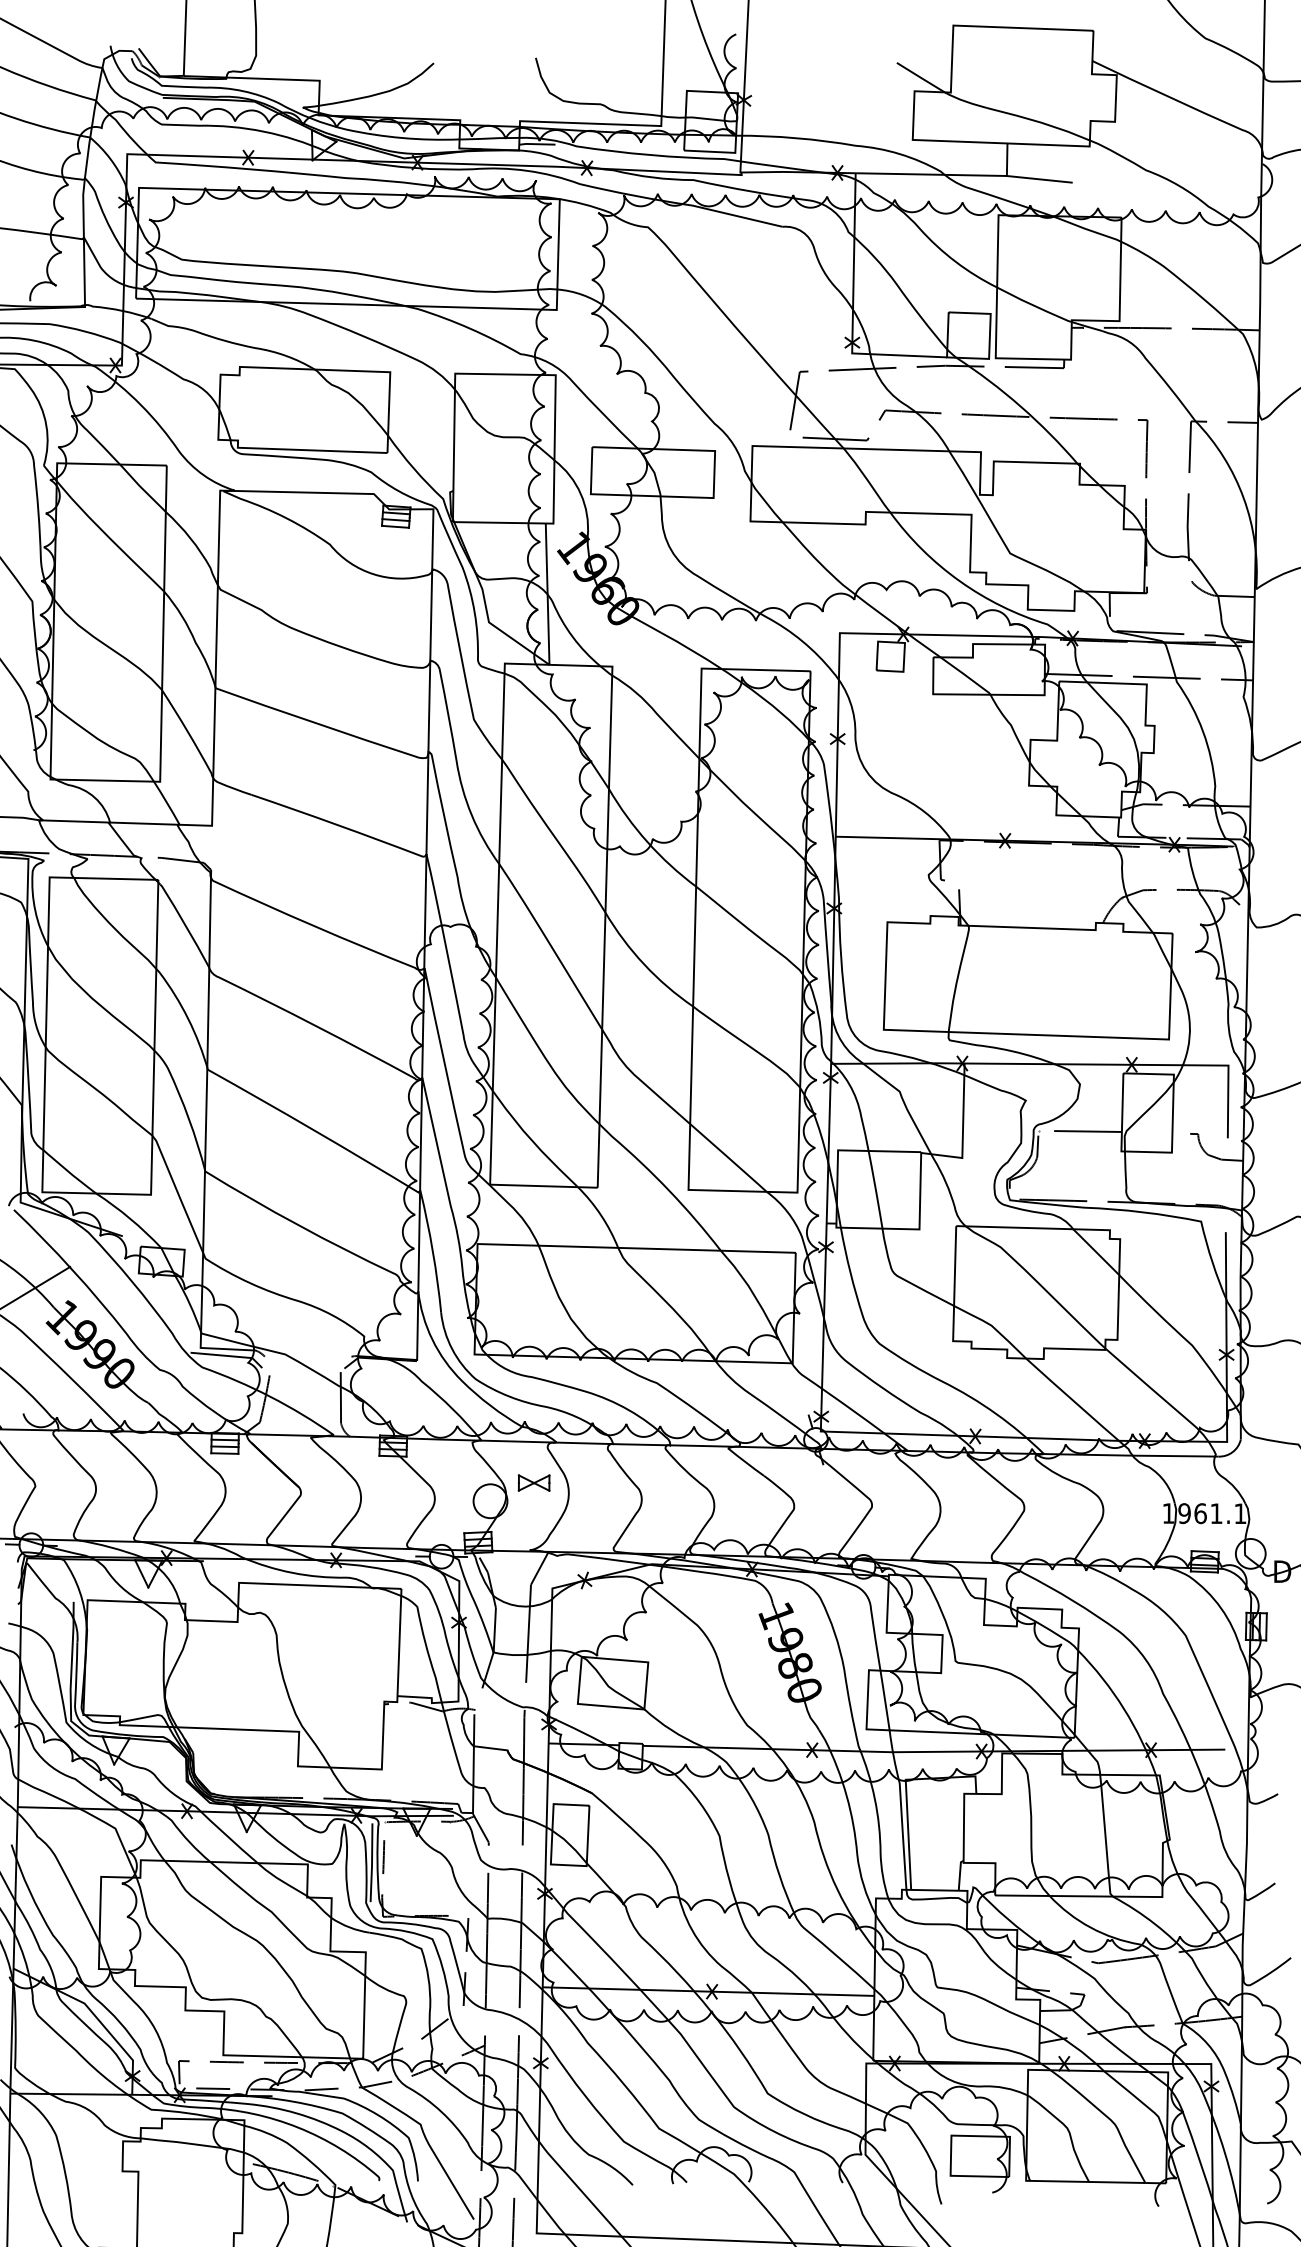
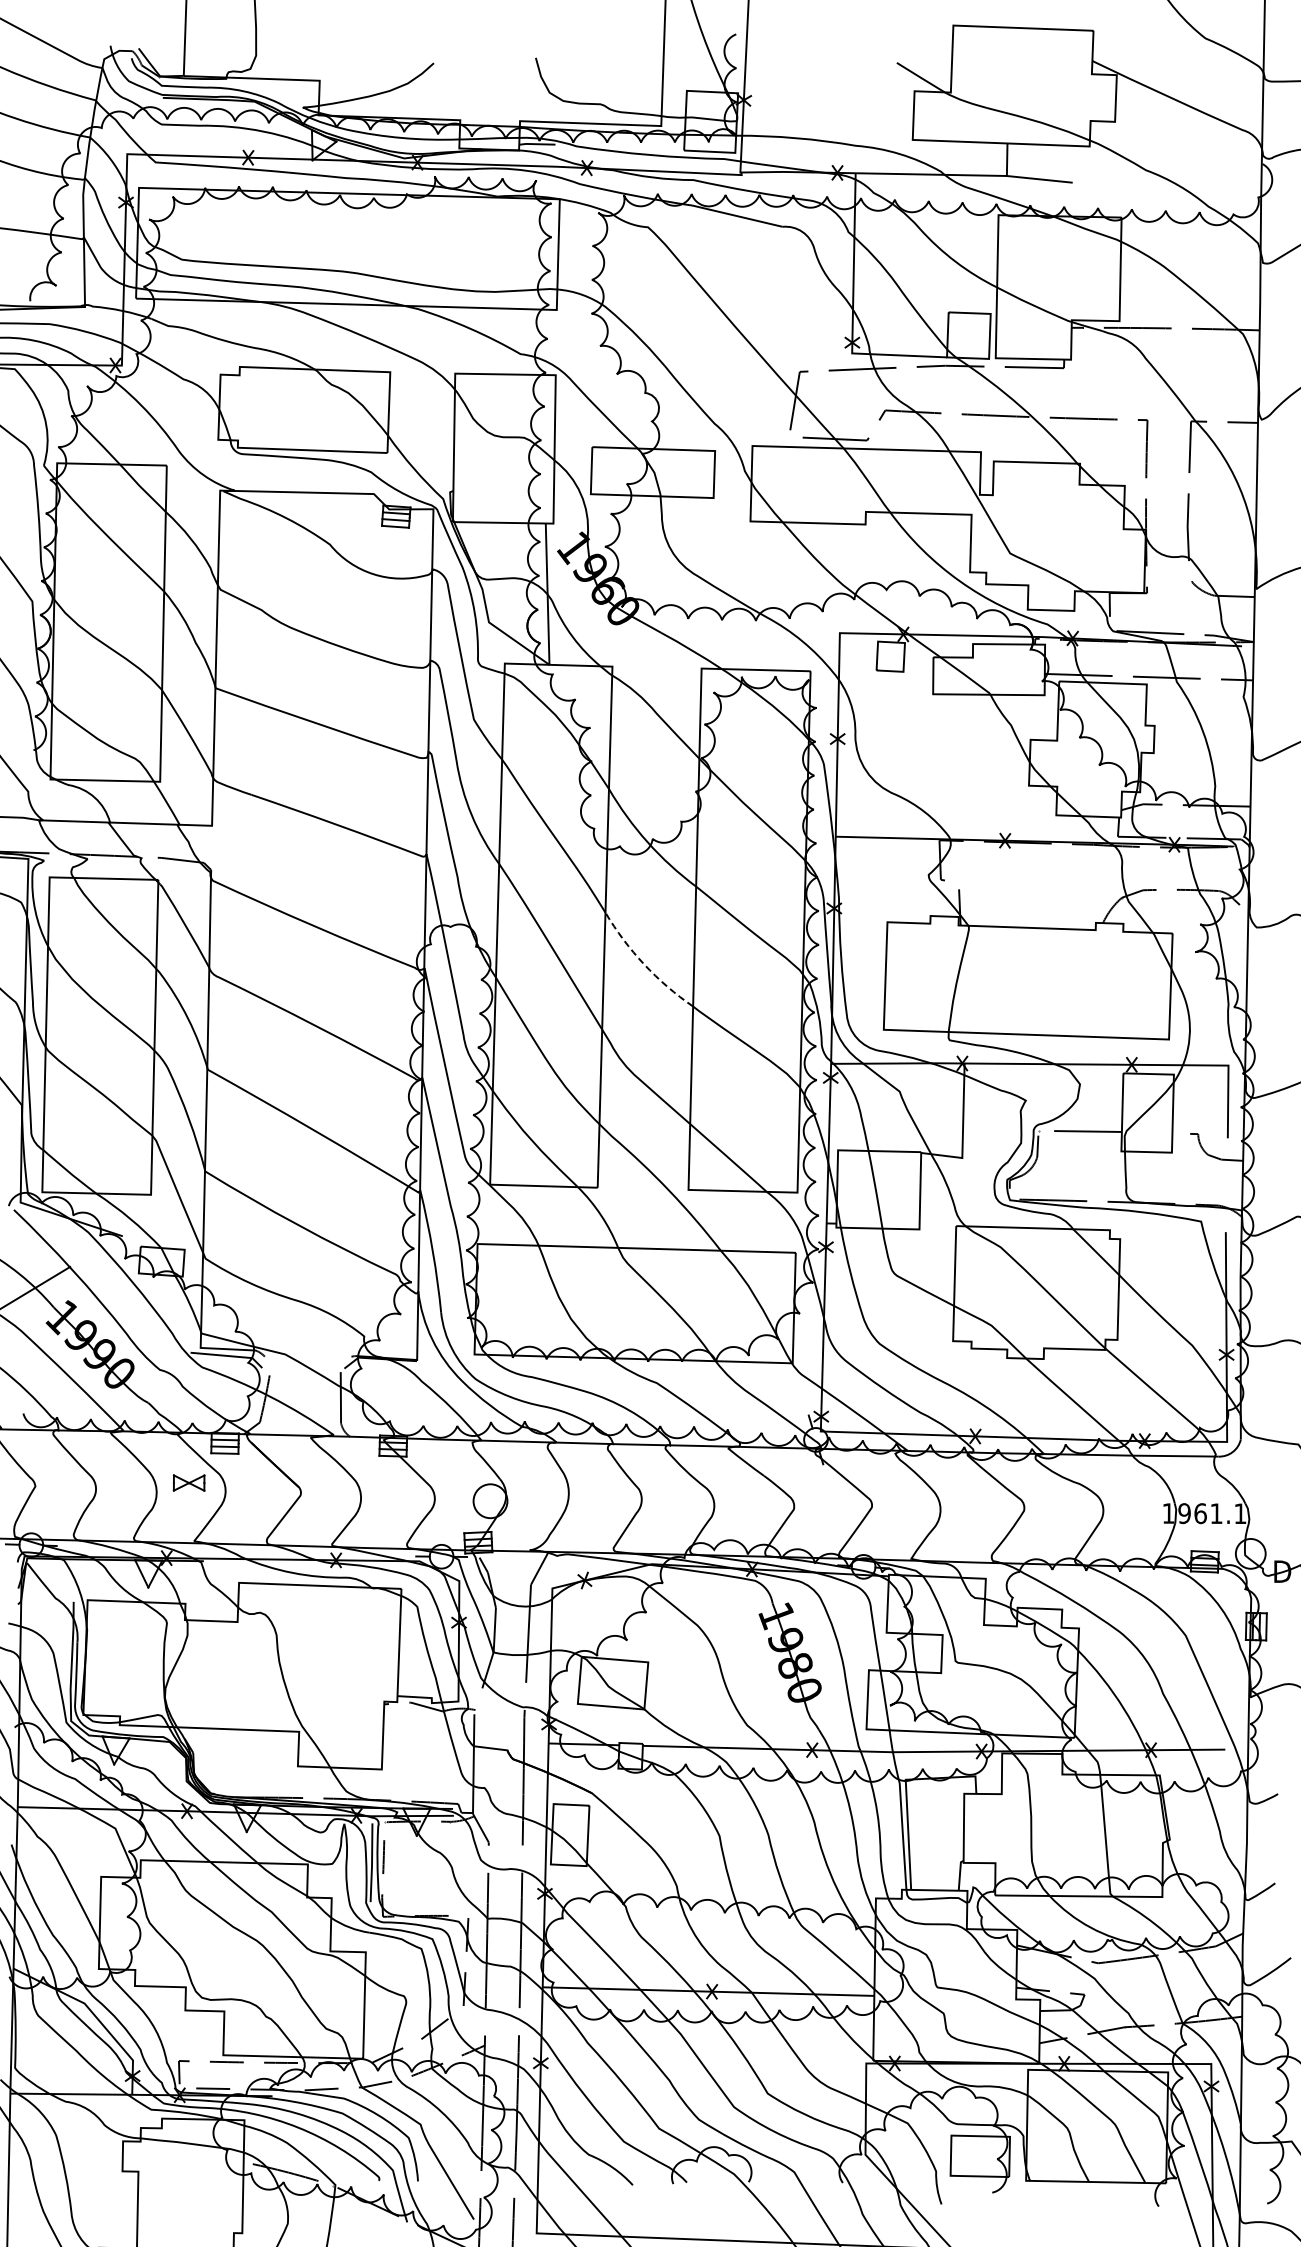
line: solid -> dashed (644, 964)
part position: (533, 1482) -> (188, 1482) (188, 1482)
